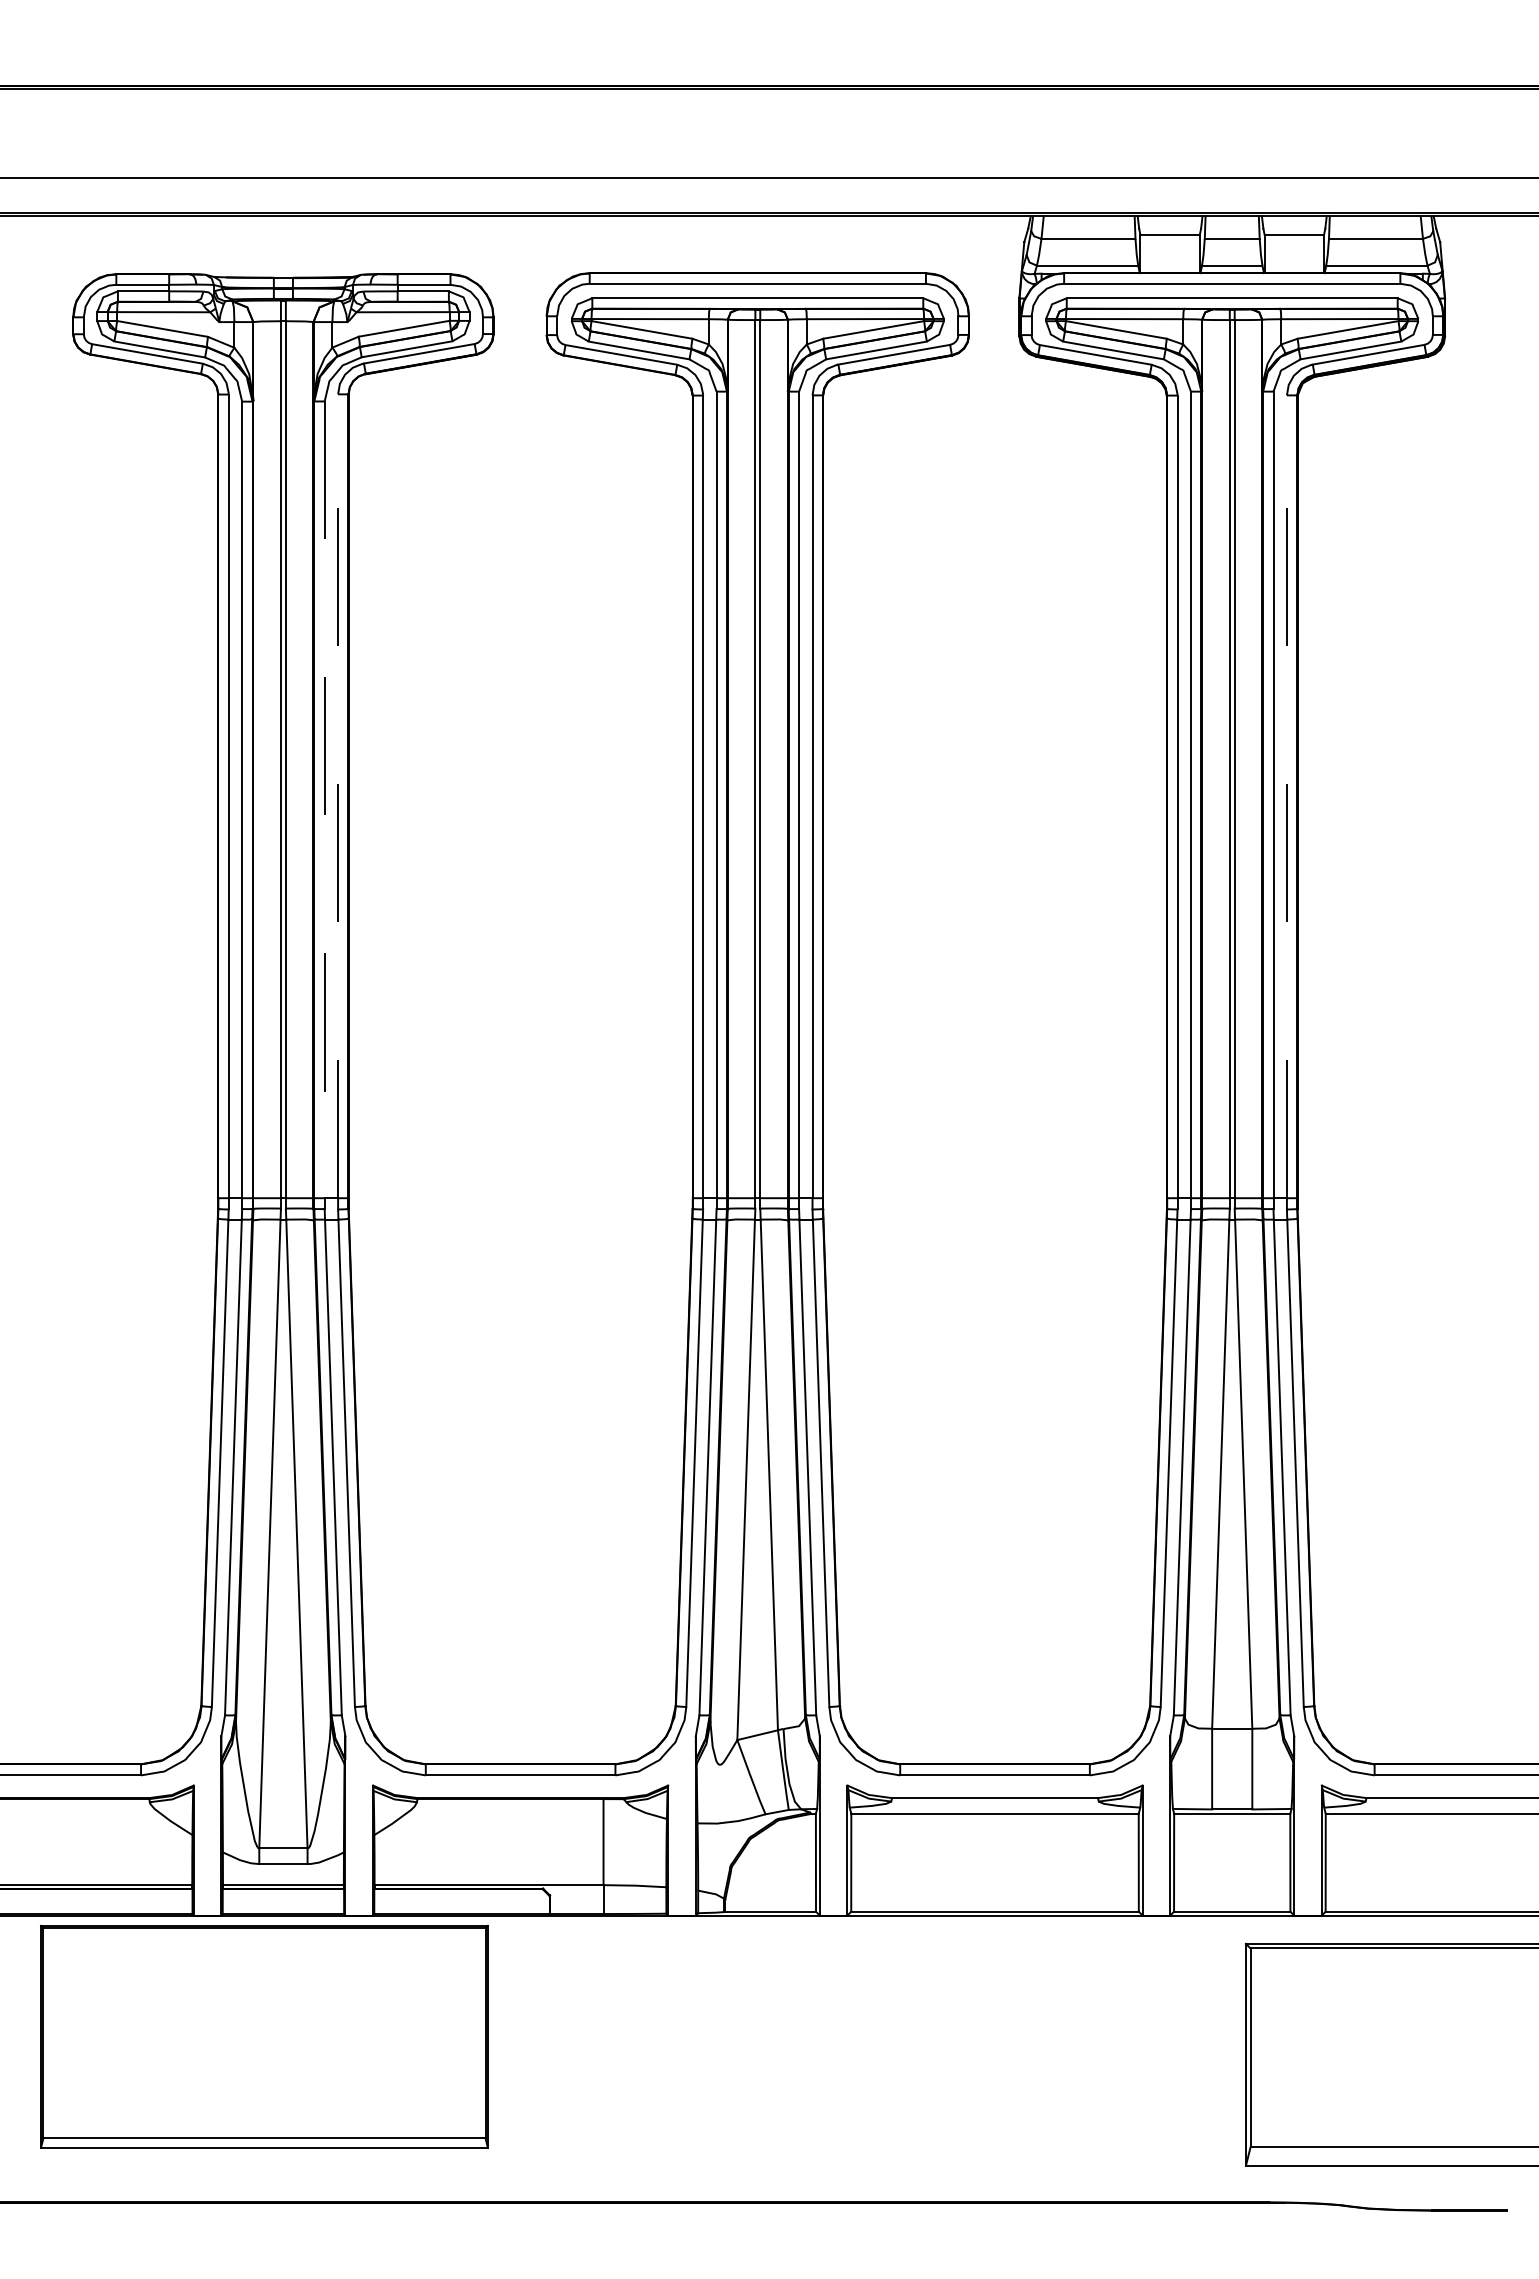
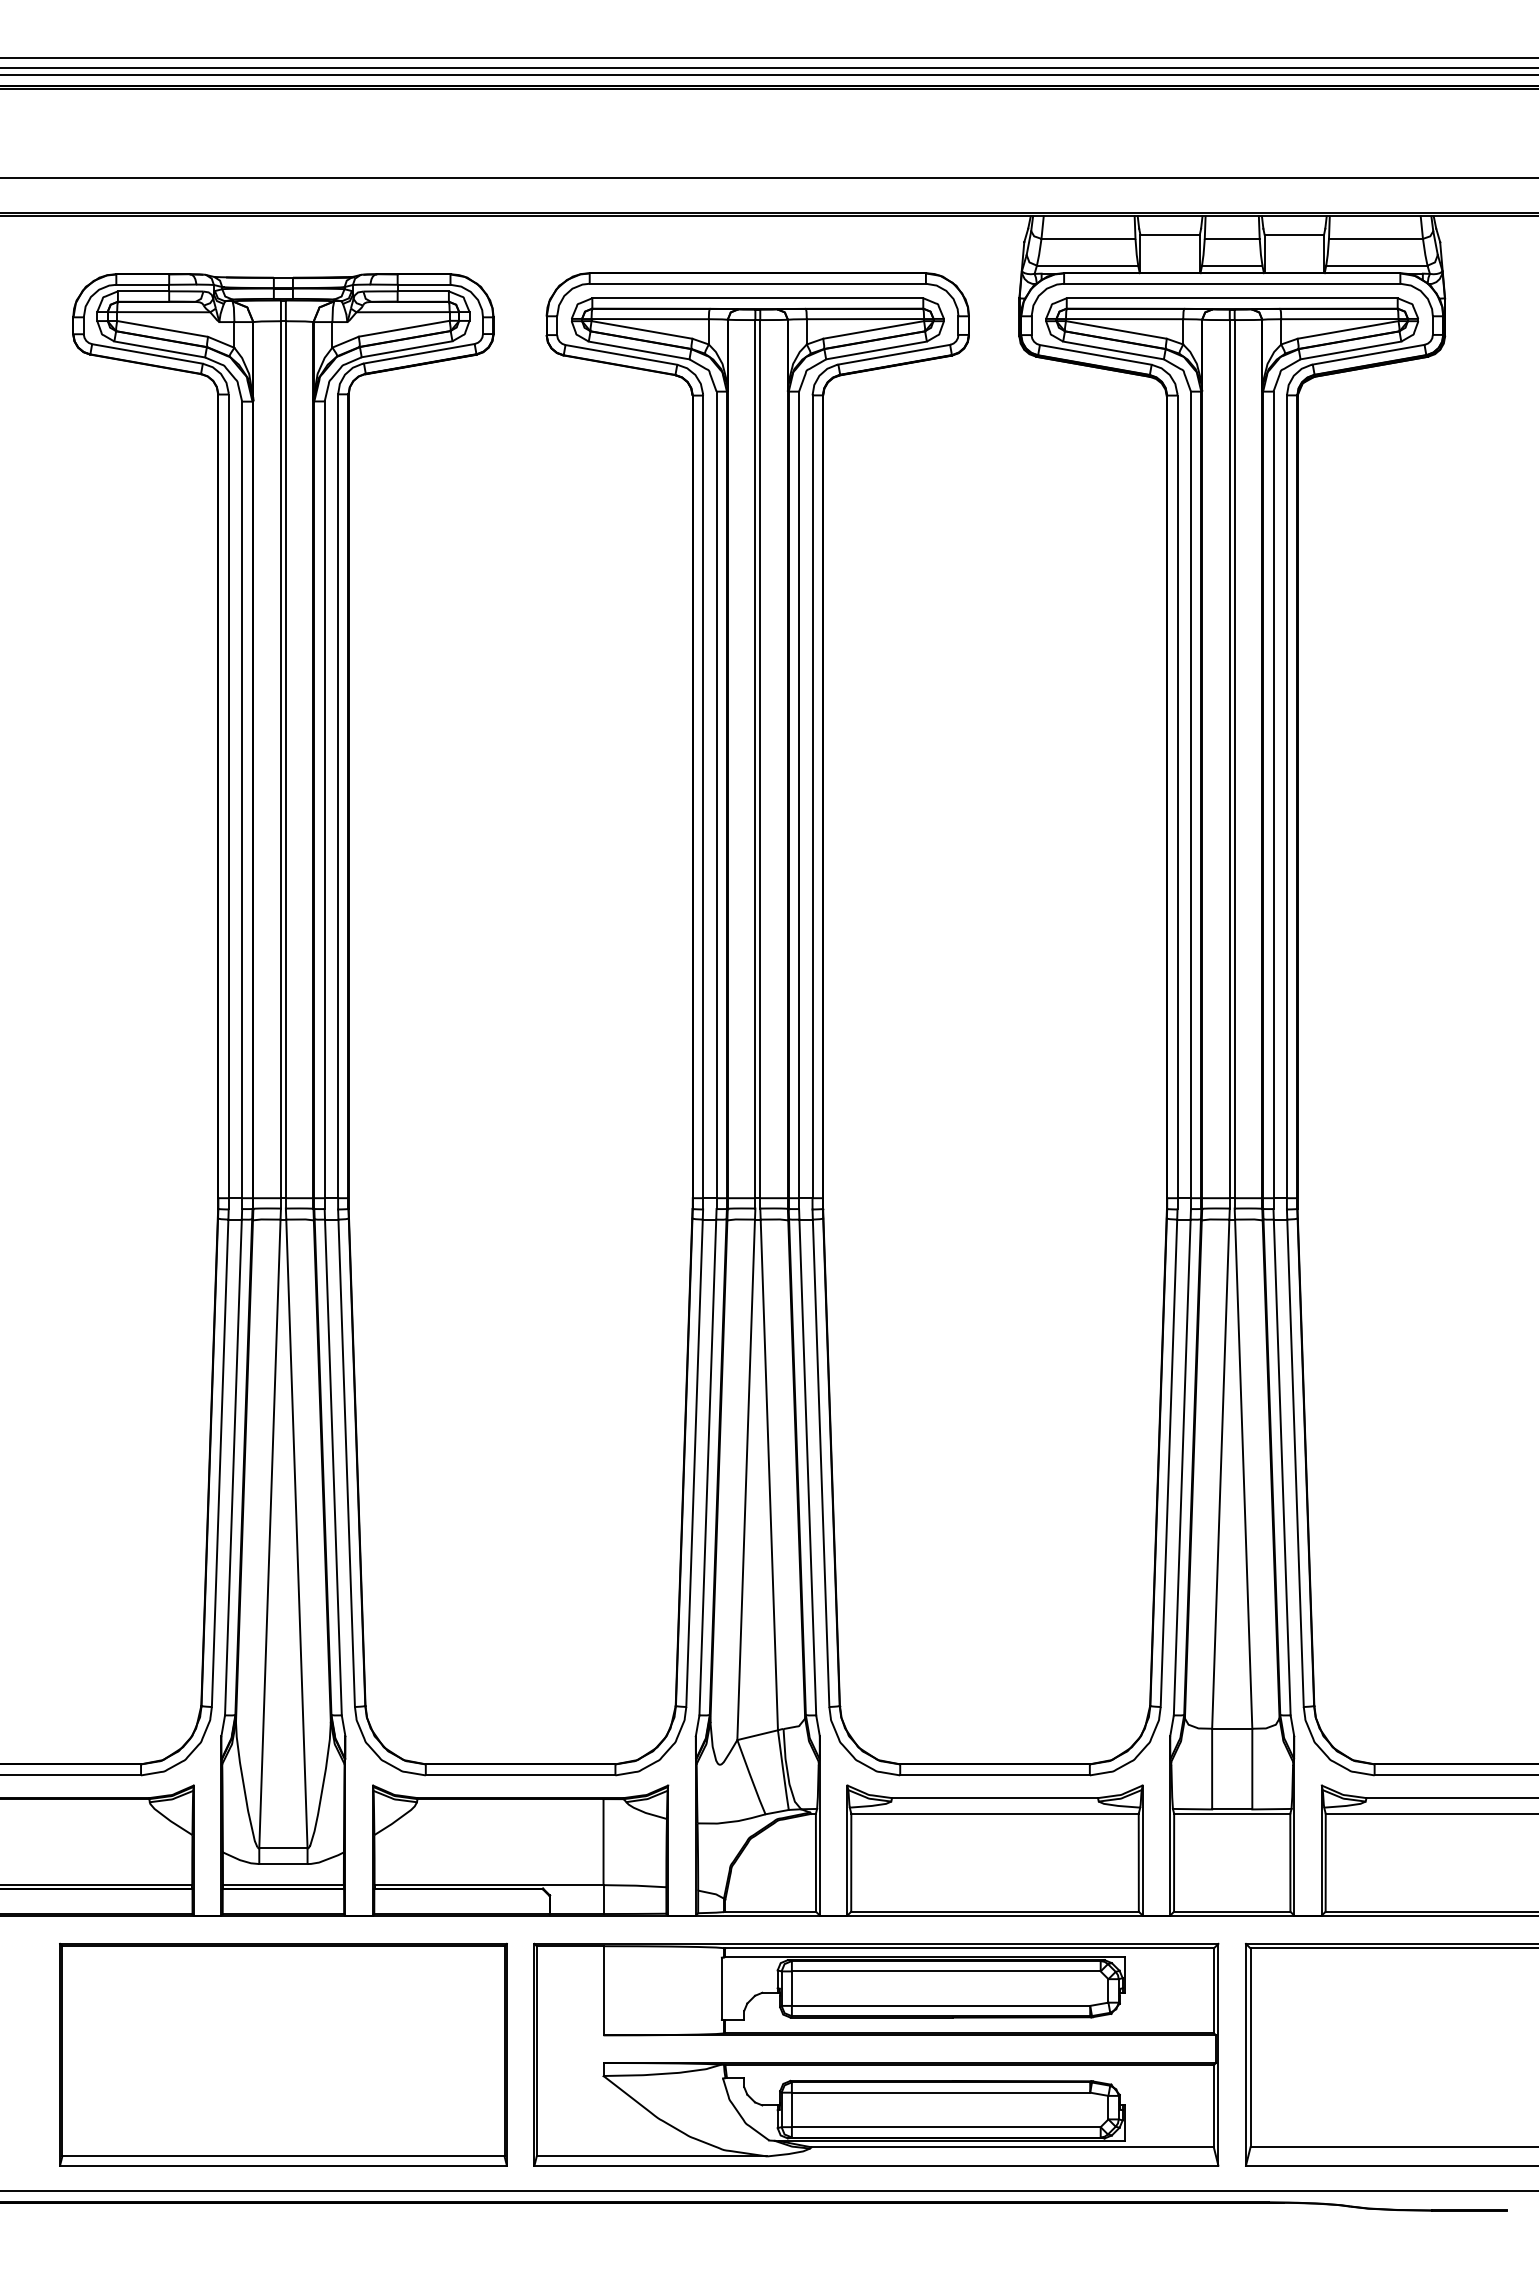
line: none -> present (768, 58)
line: none -> present (768, 68)
line: none -> present (768, 75)
line: dashed -> solid (338, 796)
line: dashed -> solid (1286, 796)
line: dashed -> solid (324, 800)
part position: (264, 2036) -> (283, 2054) (283, 2054)
part: none -> present (876, 2054)
line: none -> present (768, 2190)
